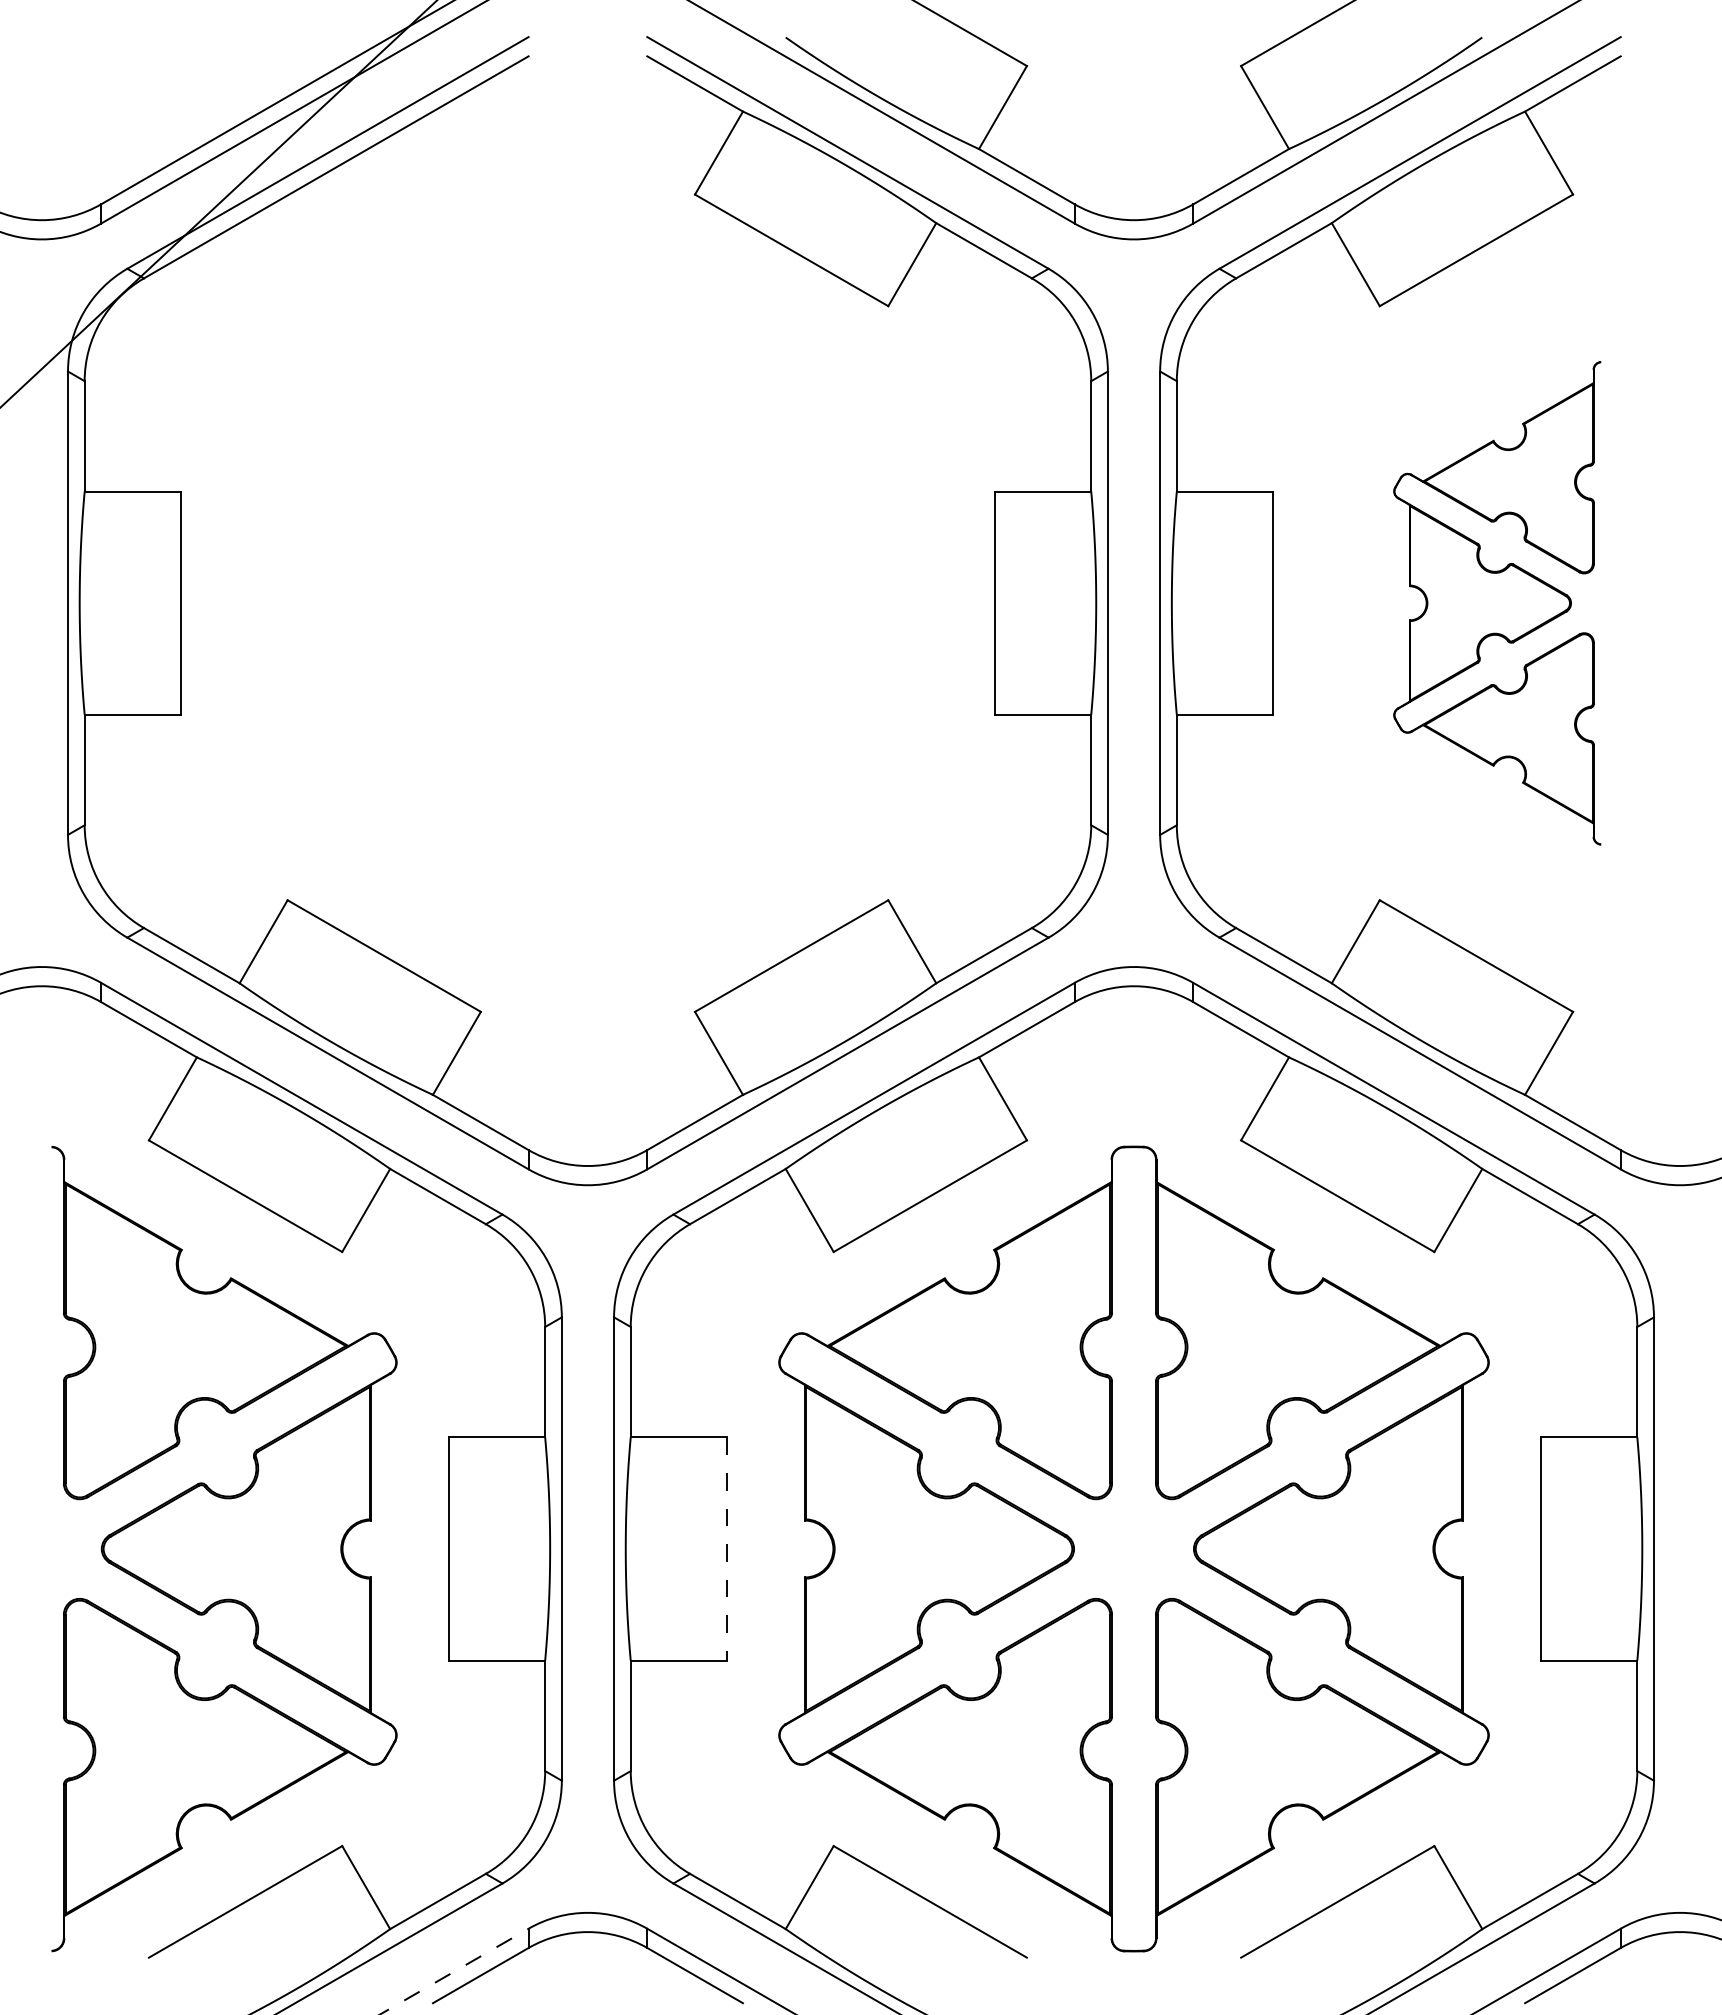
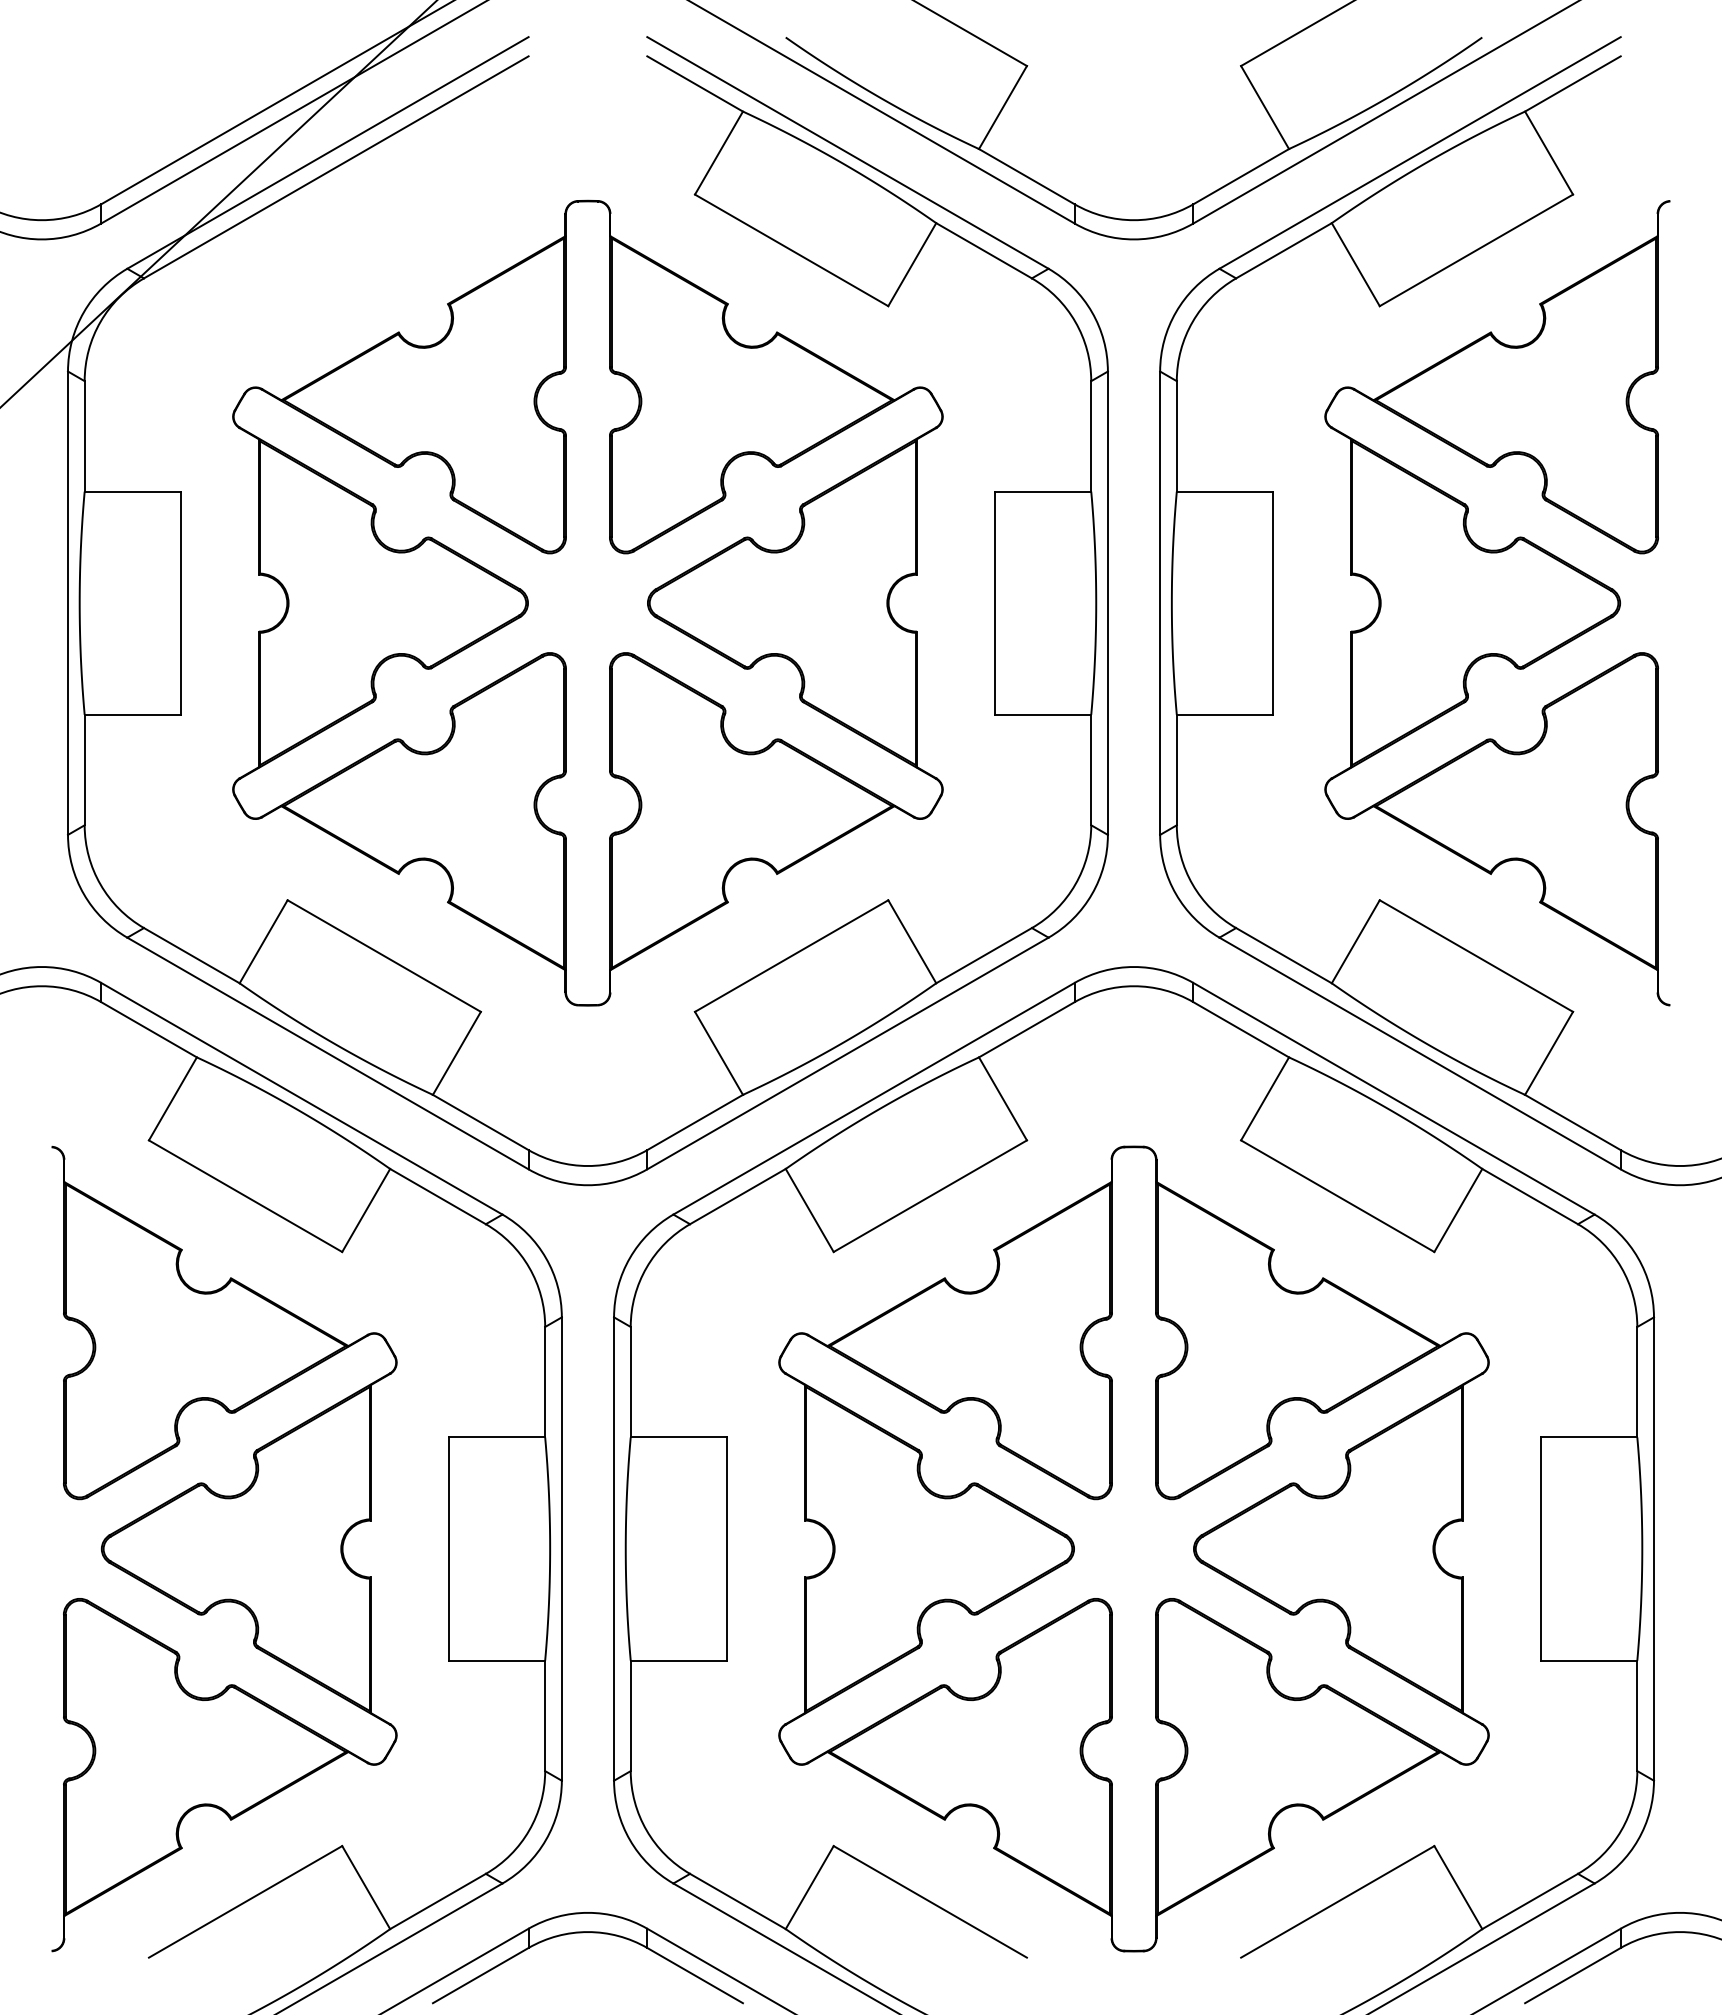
part: none -> present (587, 602)
part size: 209x485 px -> 347x807 px (1497, 603)
line: dashed -> solid (726, 1549)
line: dashed -> solid (454, 1971)
